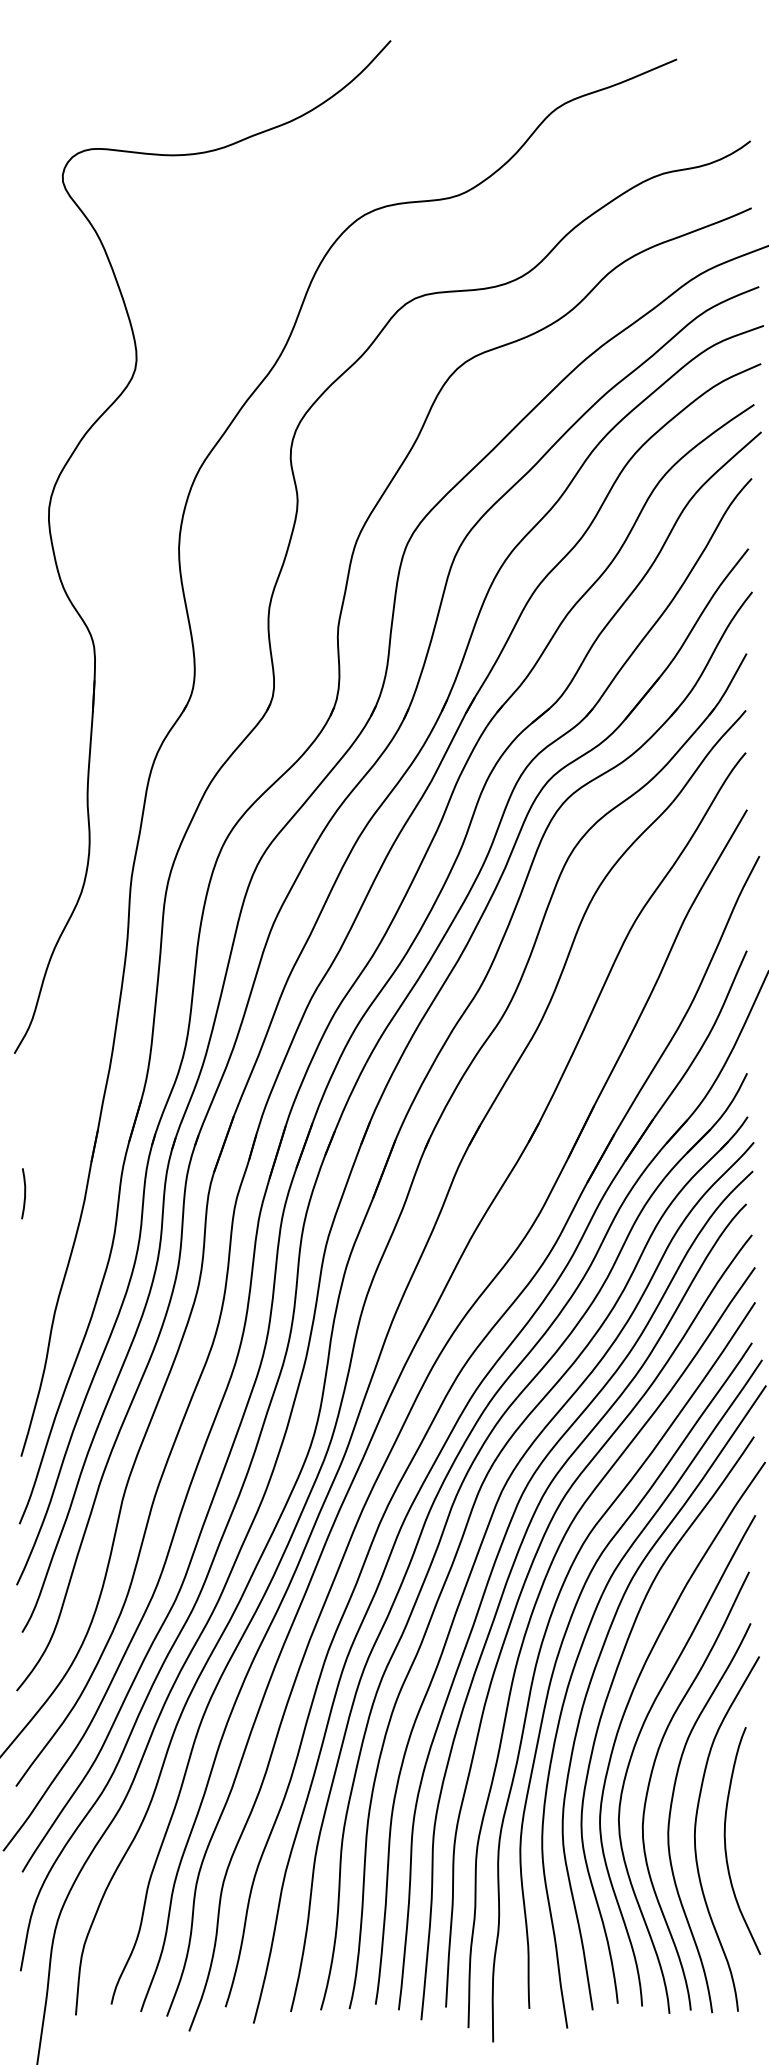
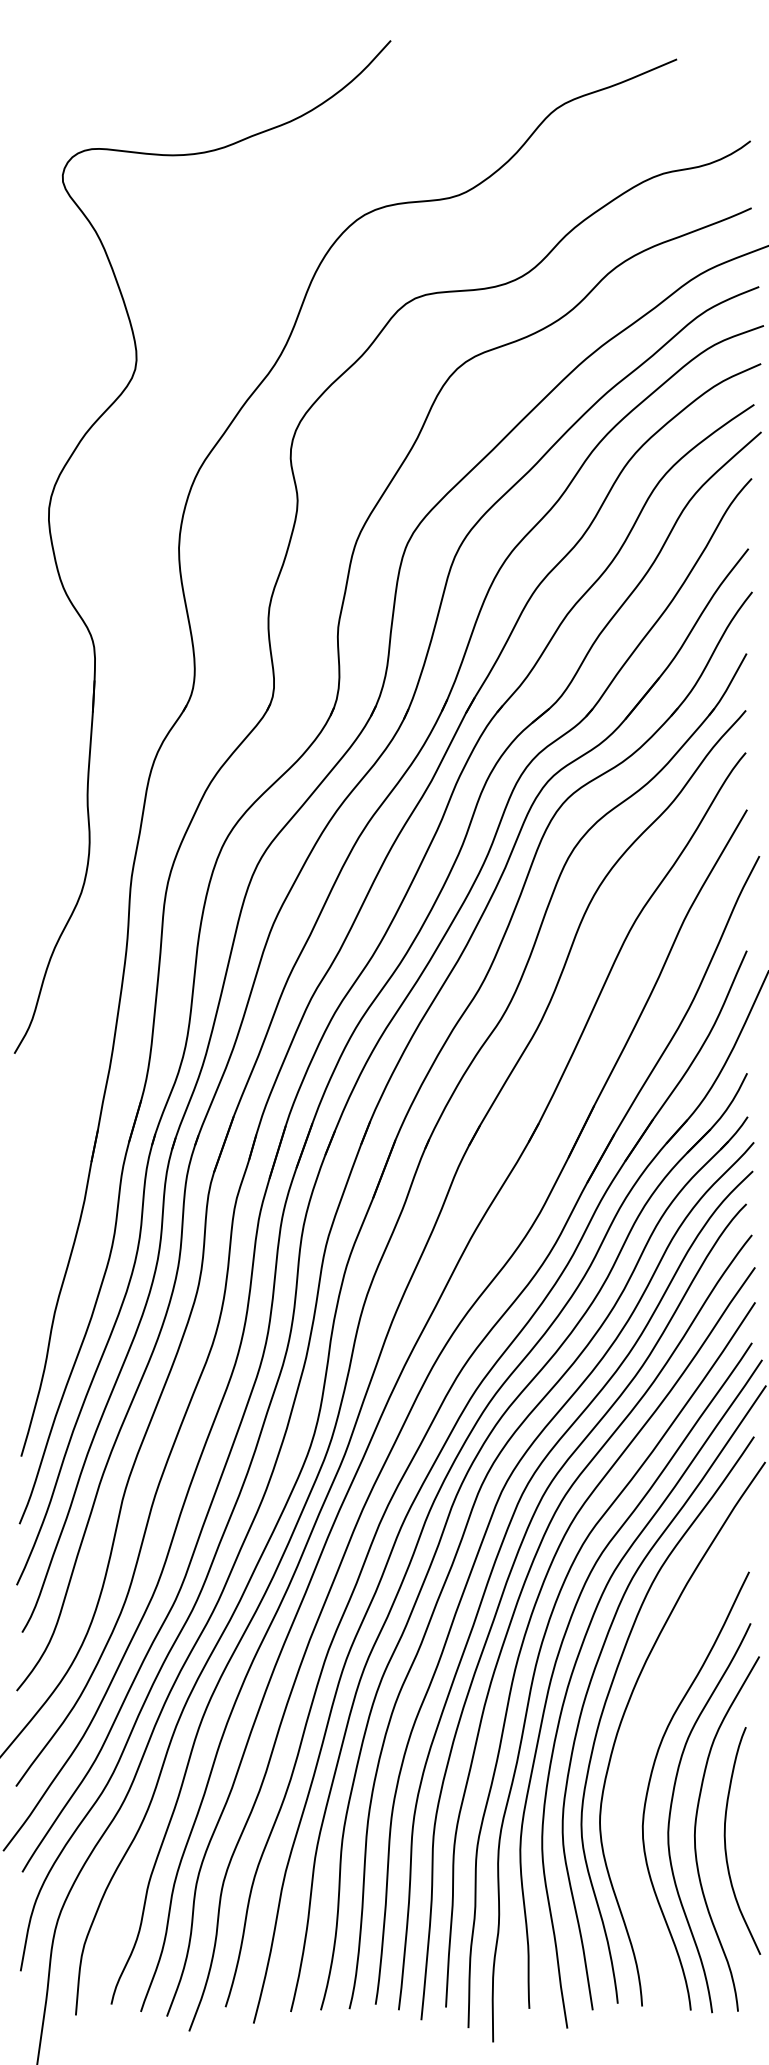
curve: present -> none (24, 1193)
curve: present -> none (637, 1742)
